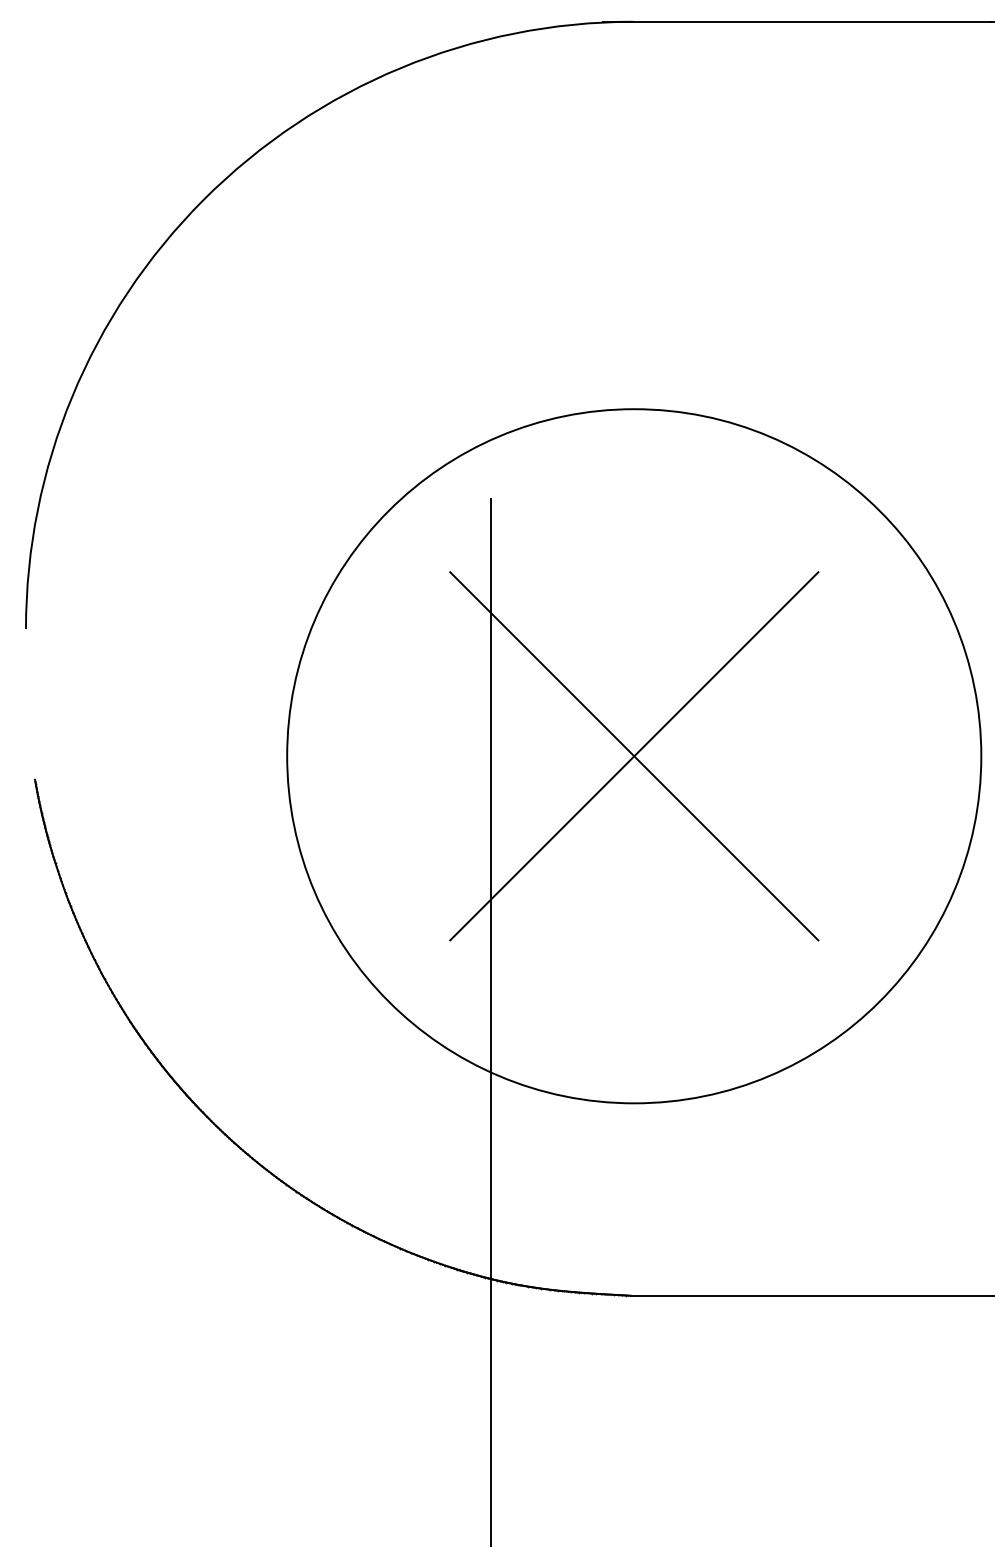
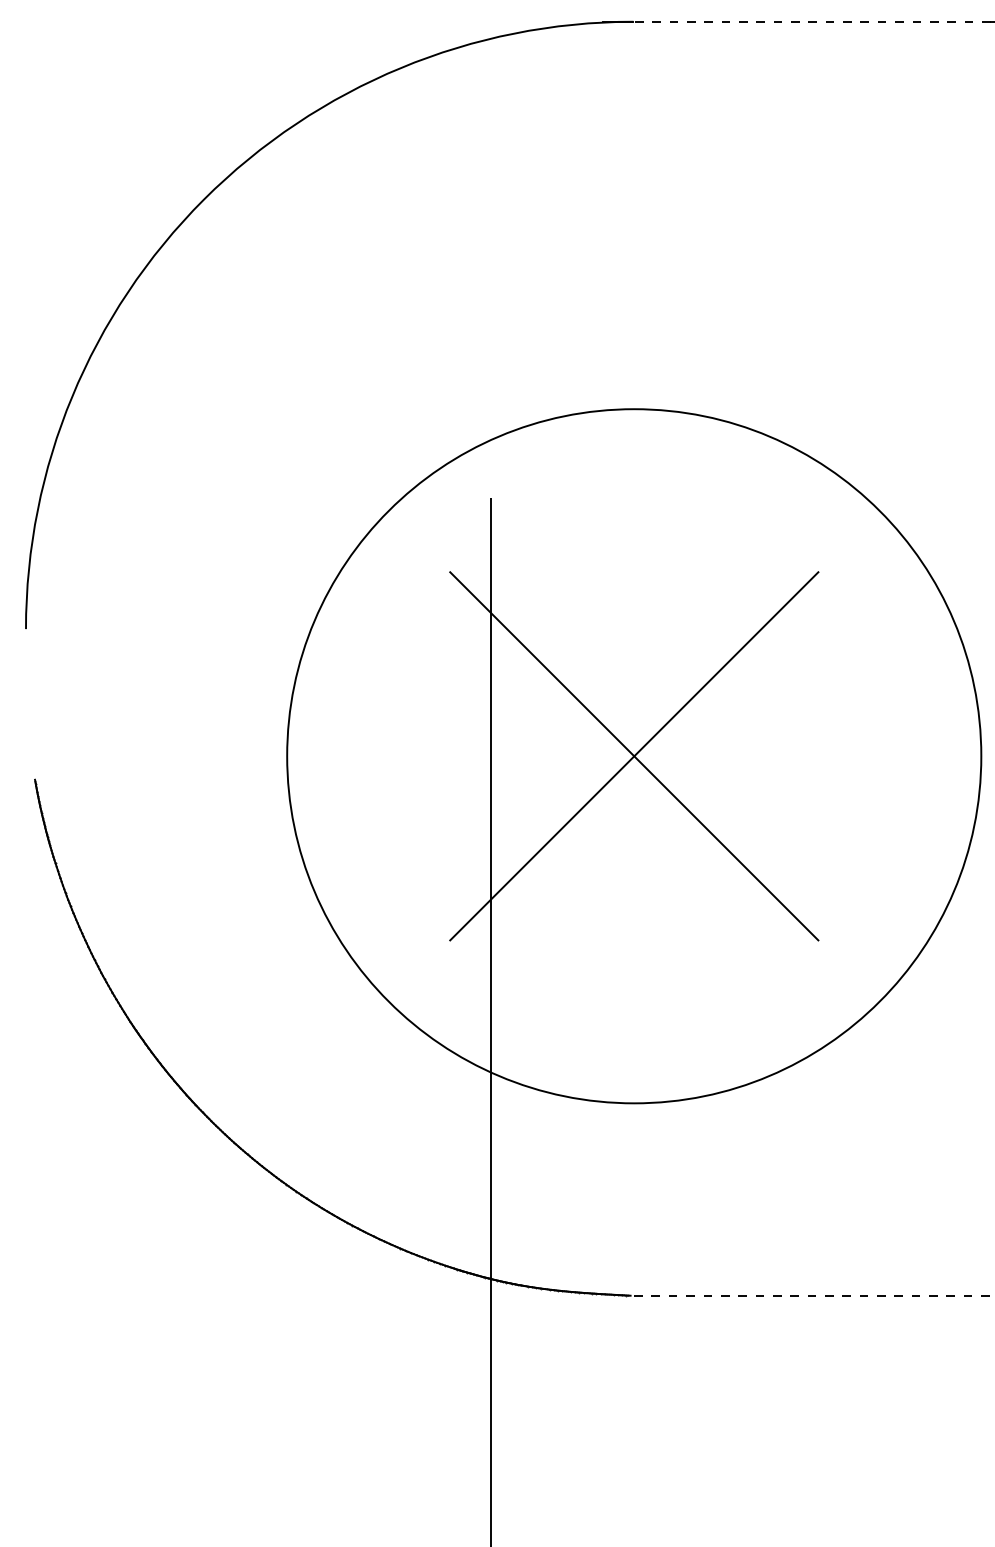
line: solid -> dashed (811, 21)
line: solid -> dashed (812, 1295)
